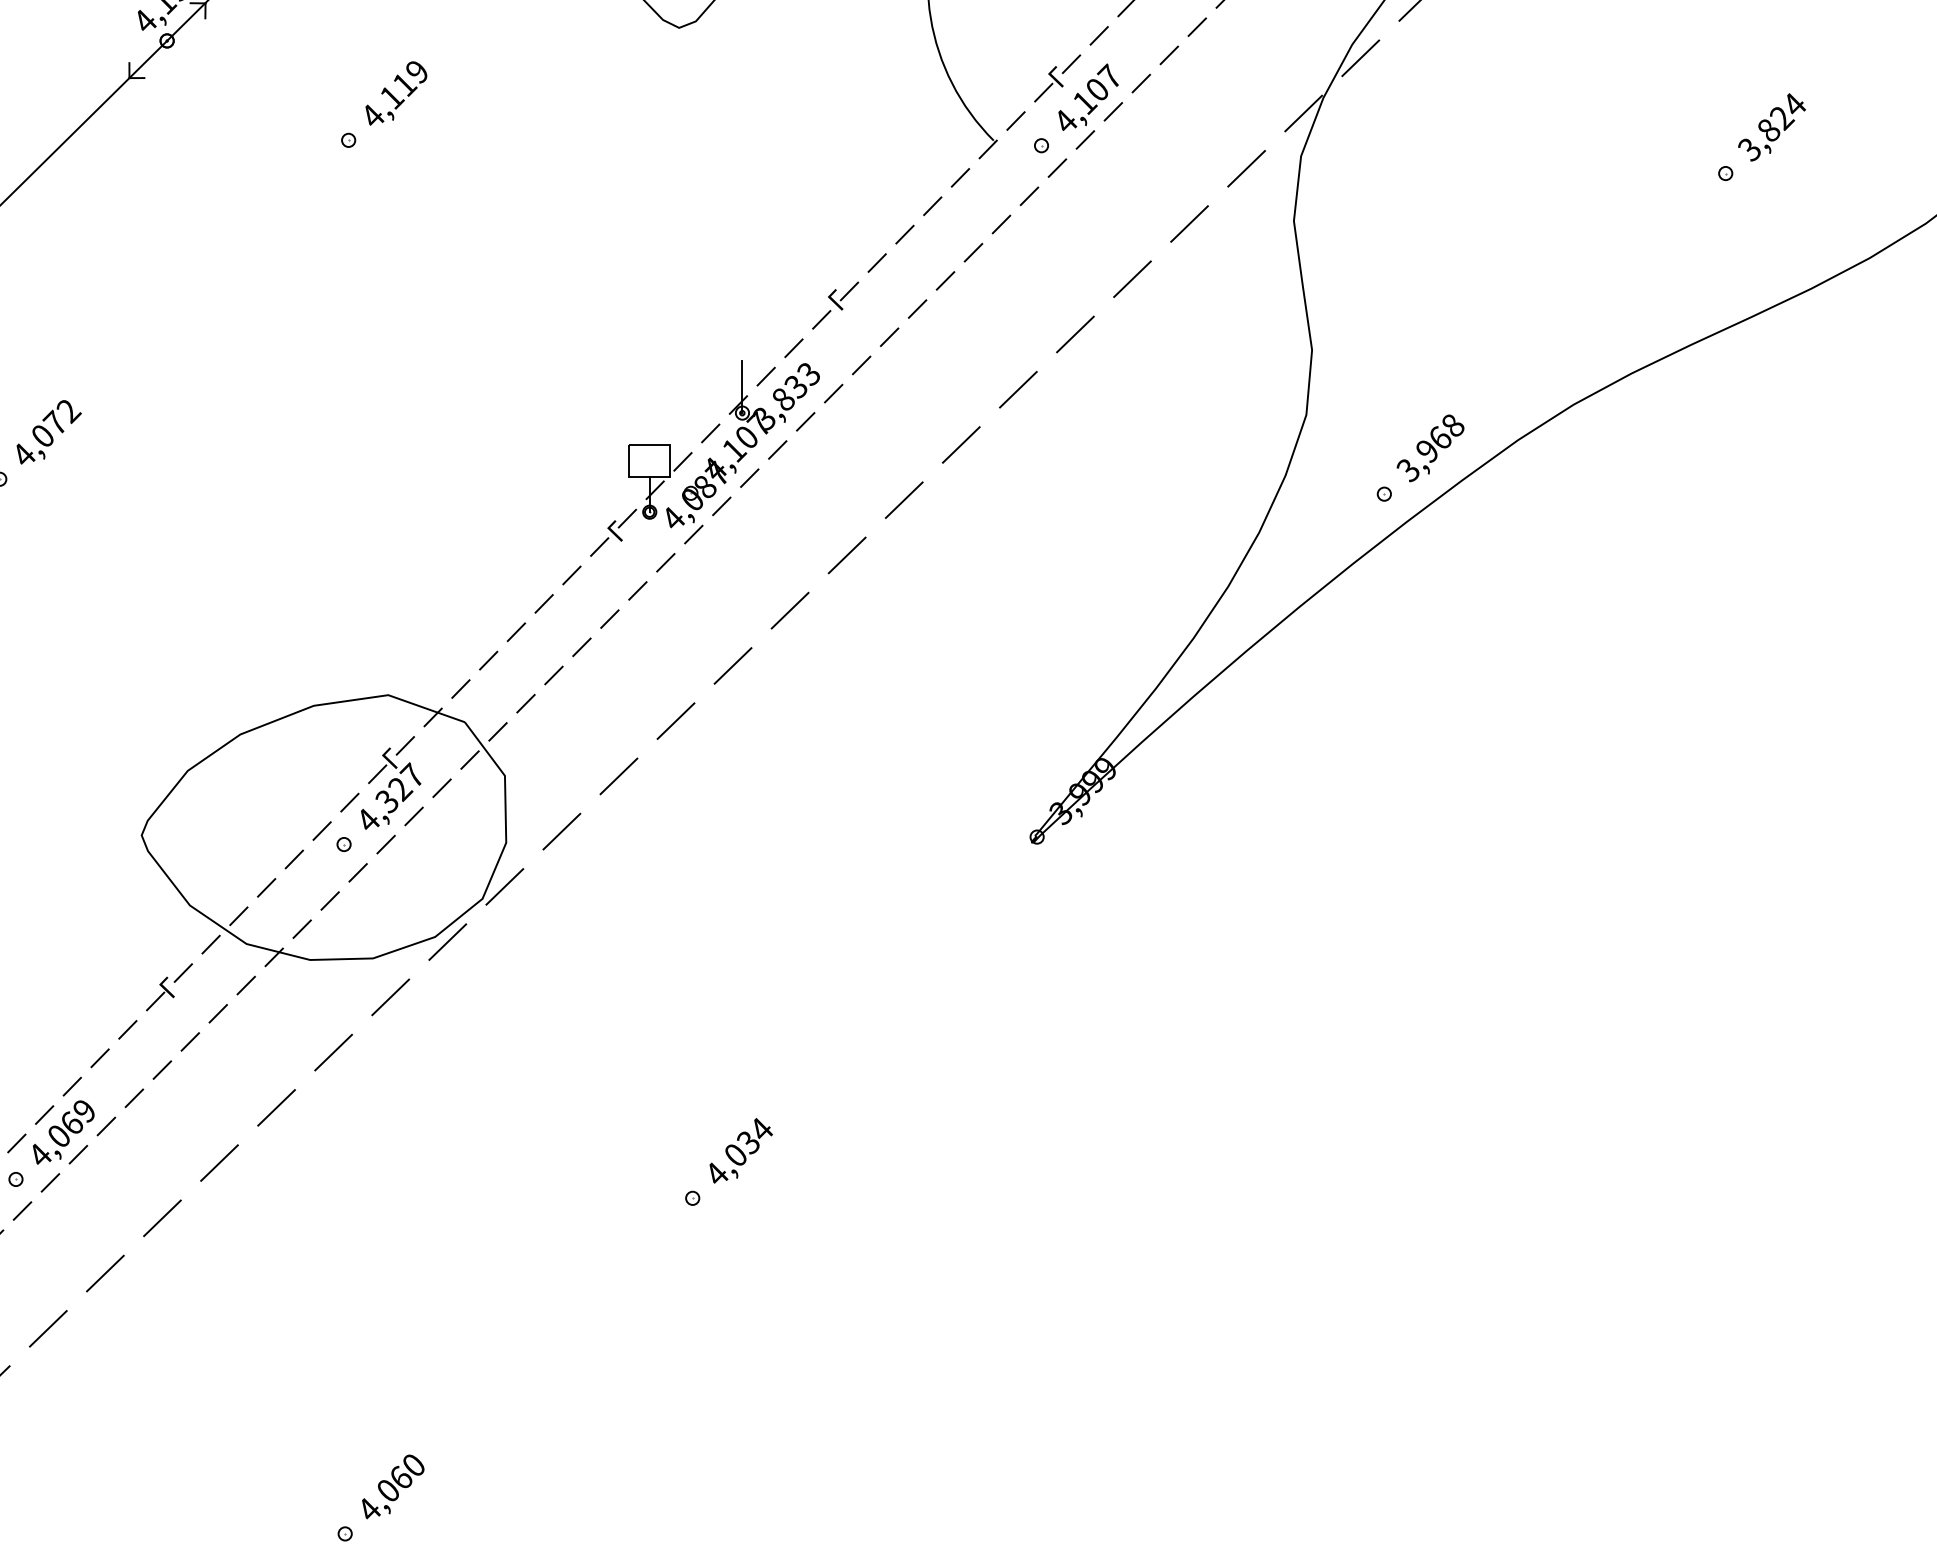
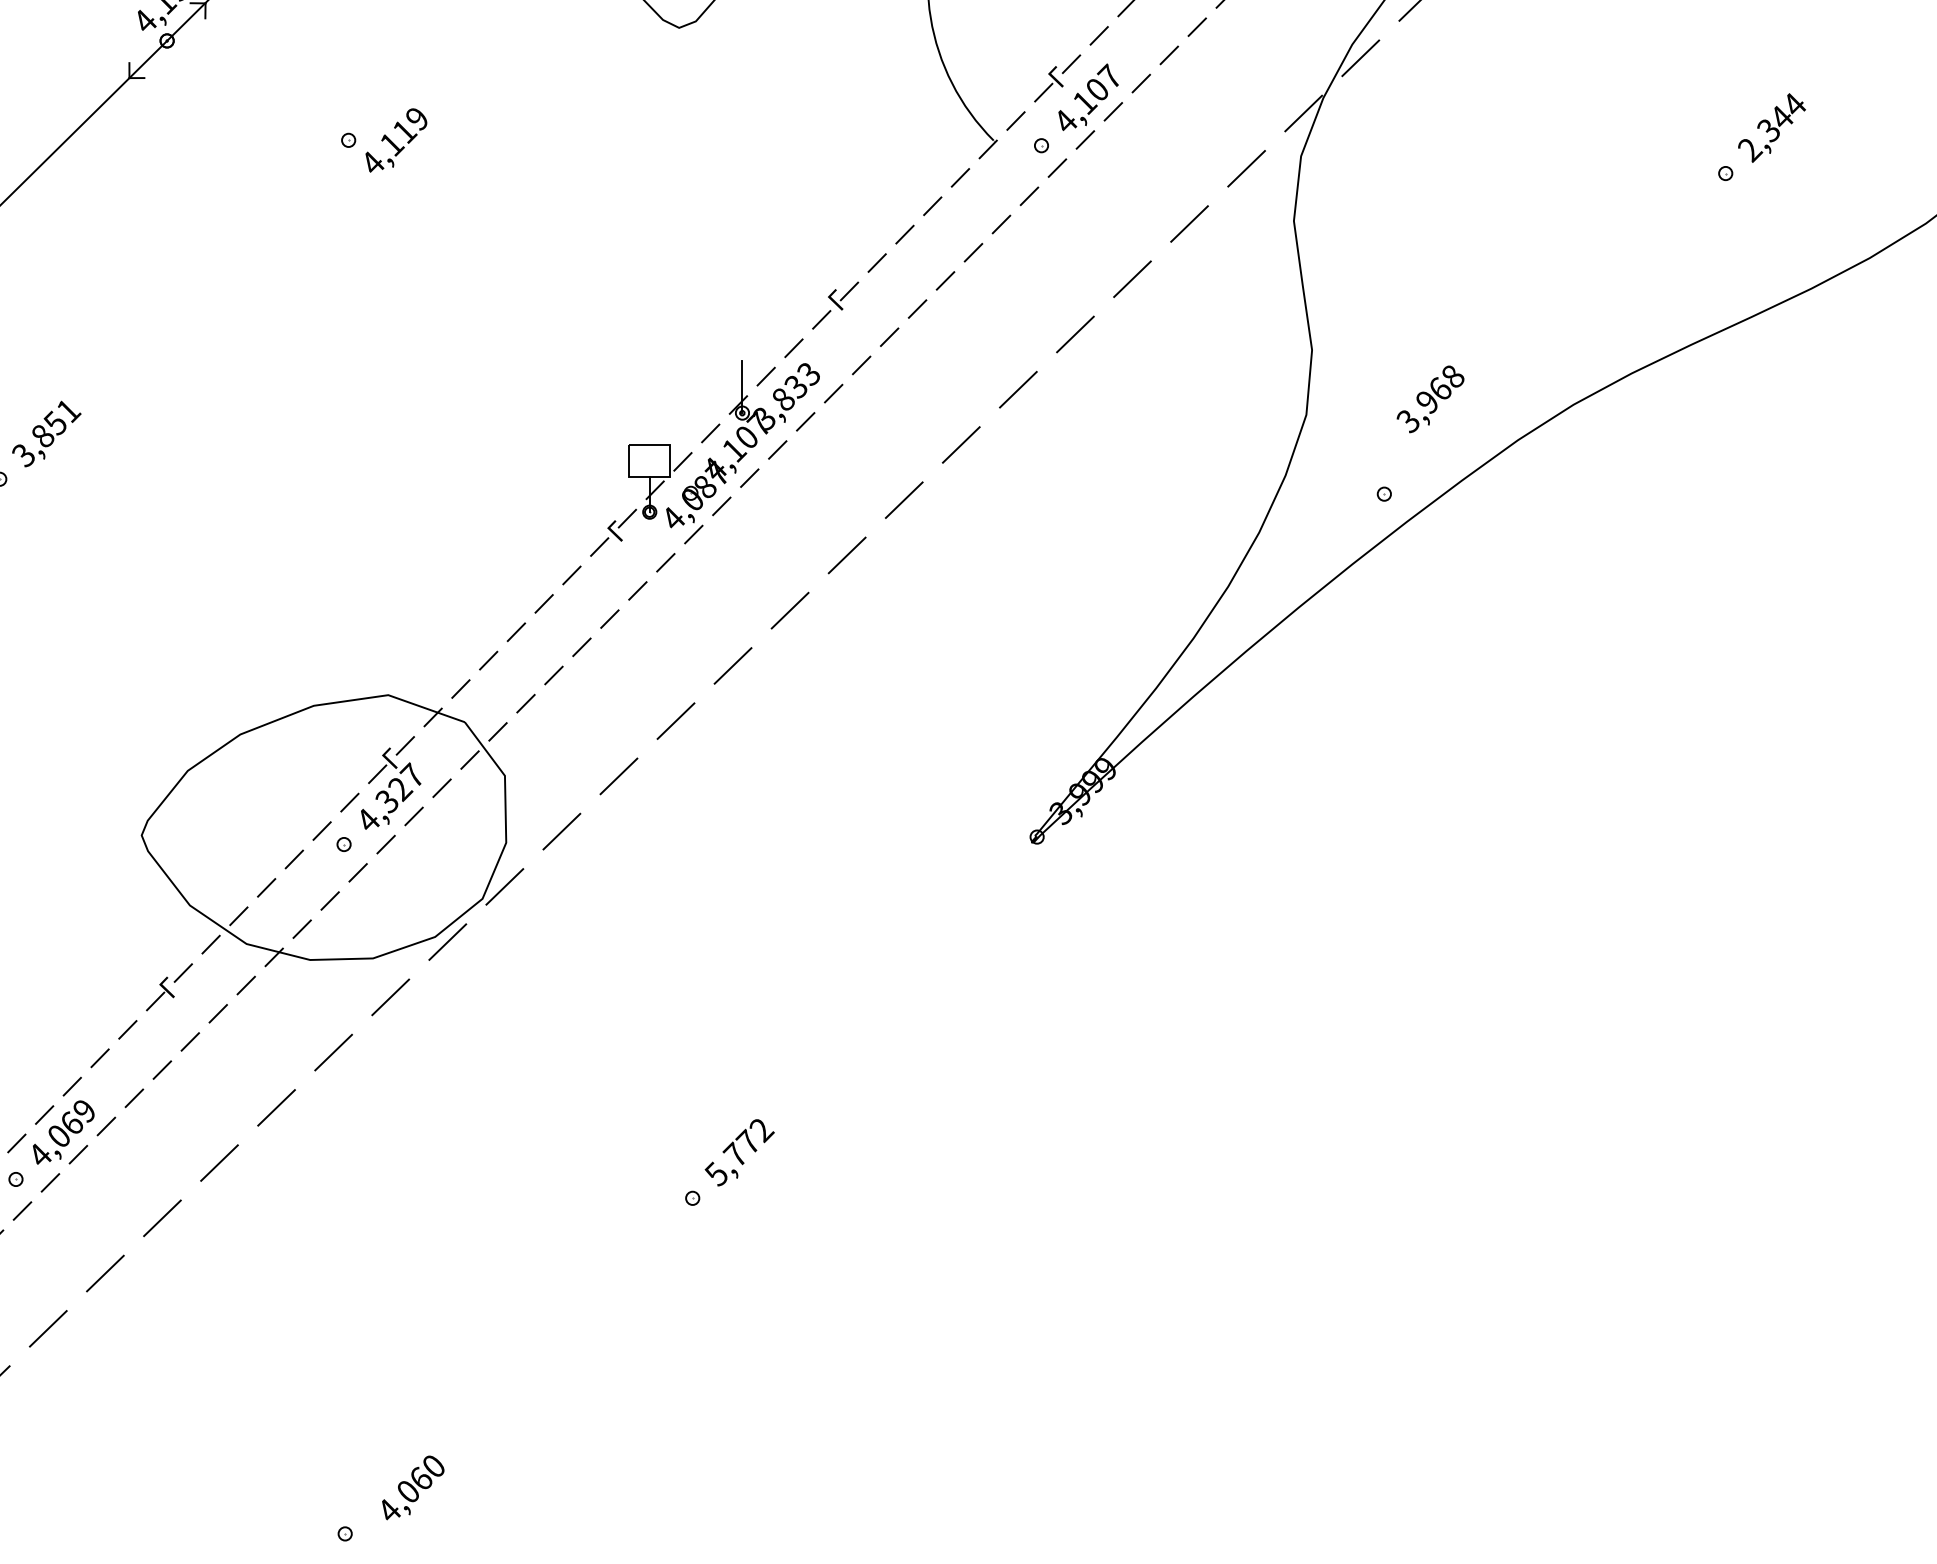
text position: (396, 93) -> (396, 140) (396, 140)
text: 3,824 -> 2,344 (1766, 134)
text: 4,072 -> 3,851 (46, 433)
text position: (1430, 448) -> (1430, 399) (1430, 399)
text: 4,034 -> 5,772 (739, 1152)
text position: (393, 1486) -> (413, 1487) (413, 1487)
